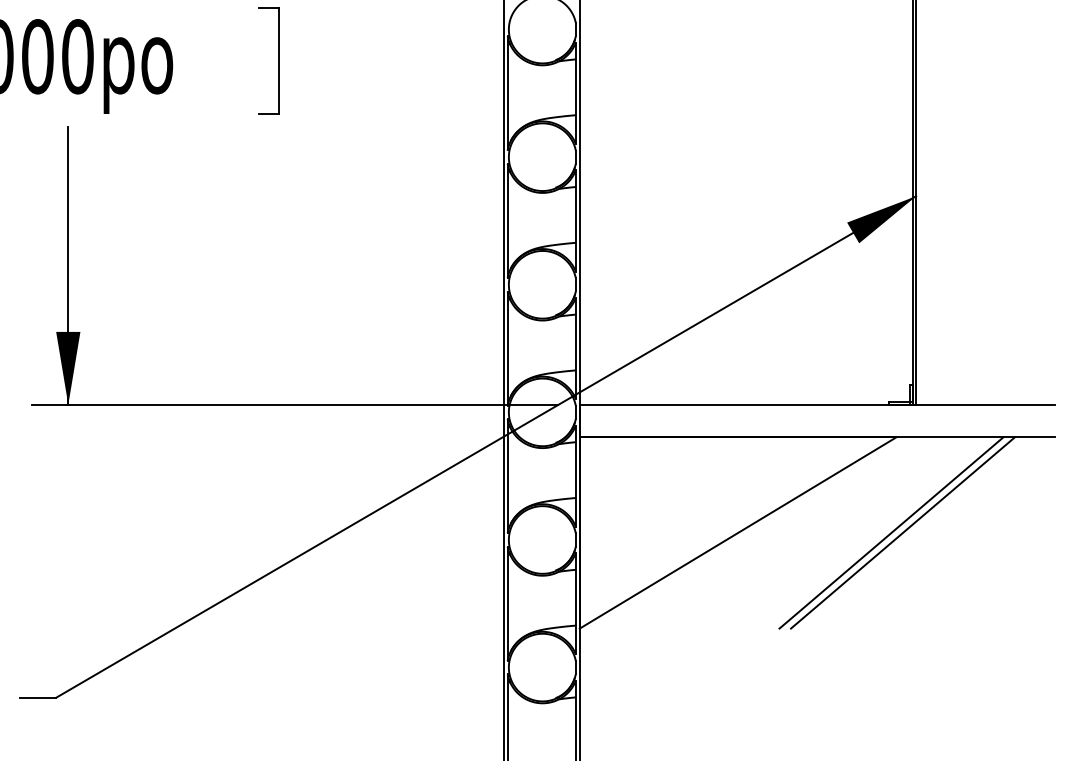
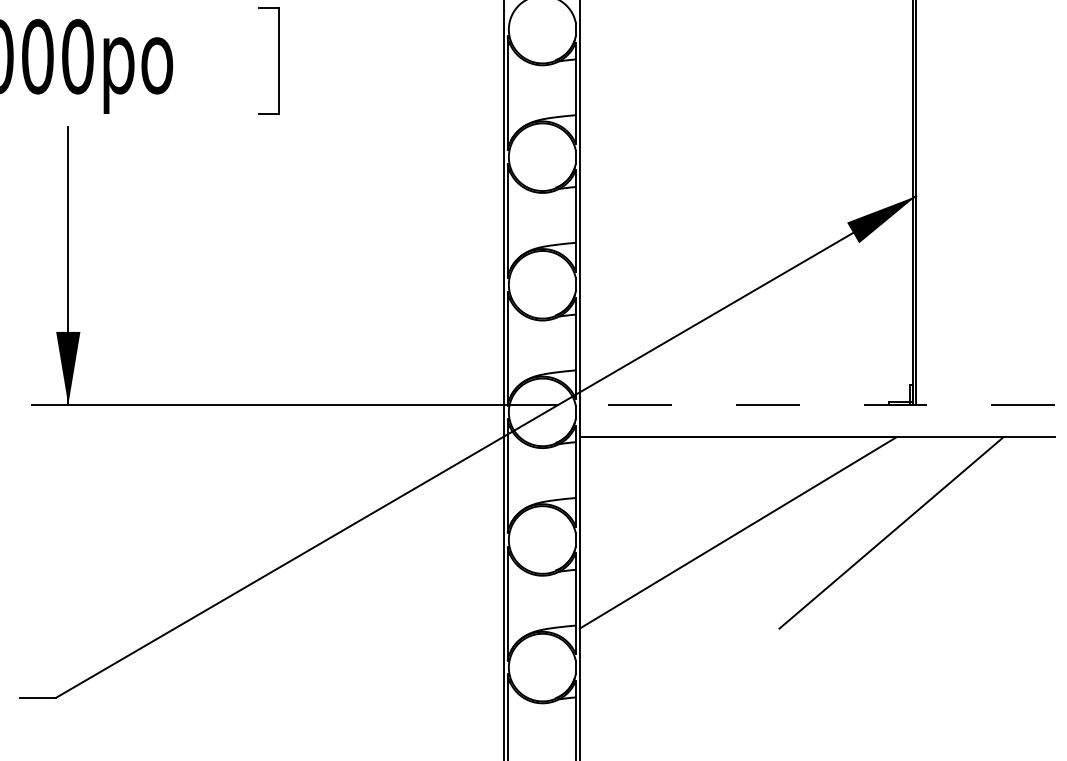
line: solid -> dashed (817, 404)
line: present -> none (903, 532)
